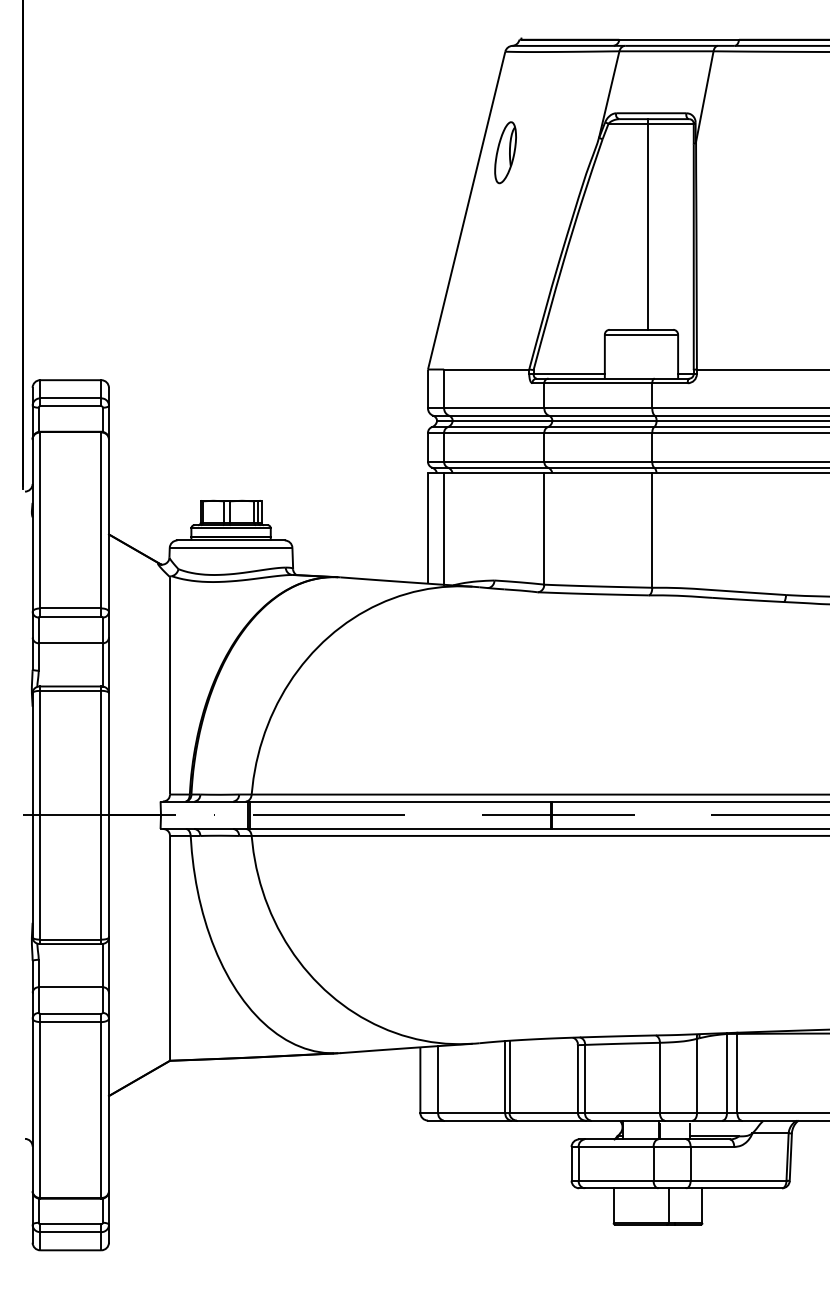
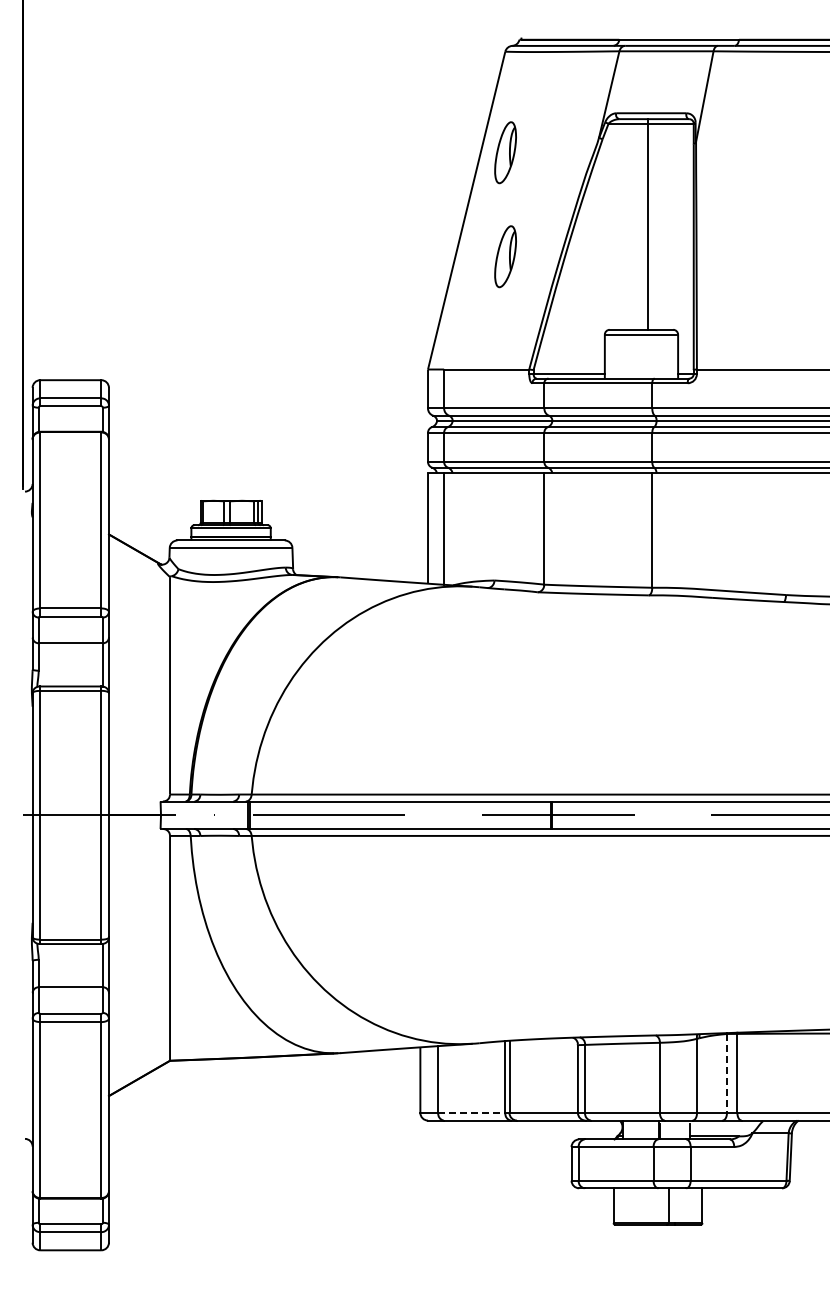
part: none -> present (505, 256)
line: solid -> dashed (726, 1073)
line: solid -> dashed (471, 1112)
